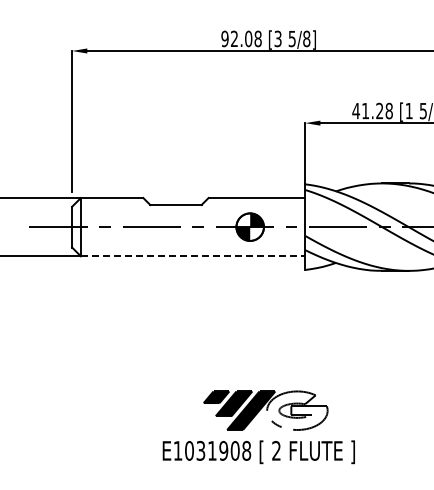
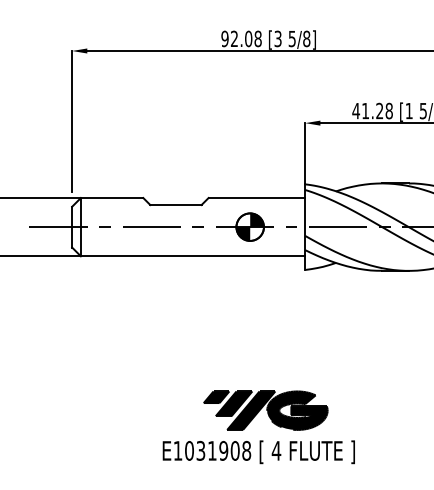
line: dashed -> solid (193, 256)
fill: none -> present (297, 410)
text: 2 -> 4 (276, 450)
